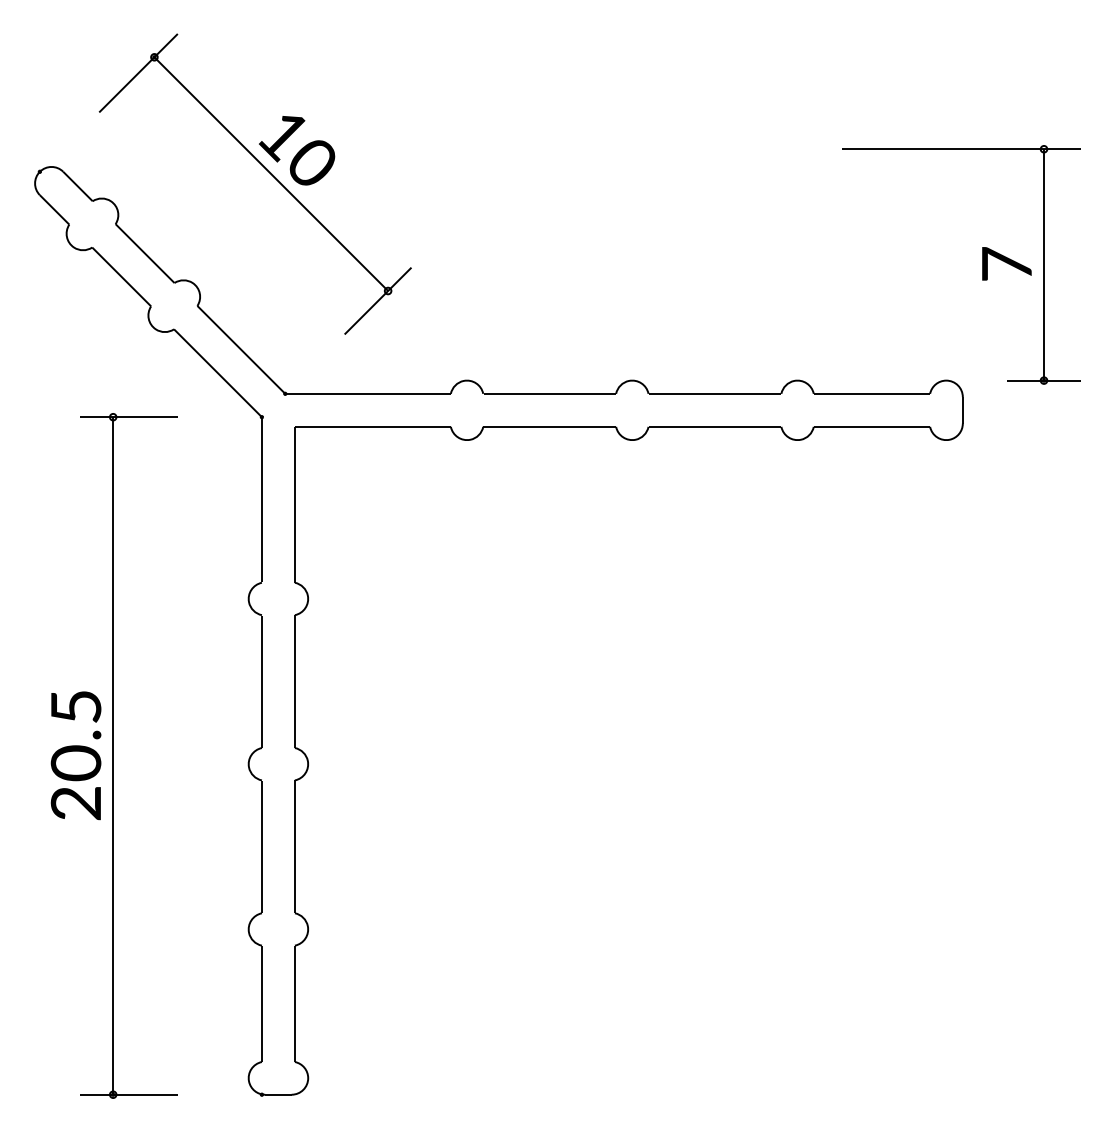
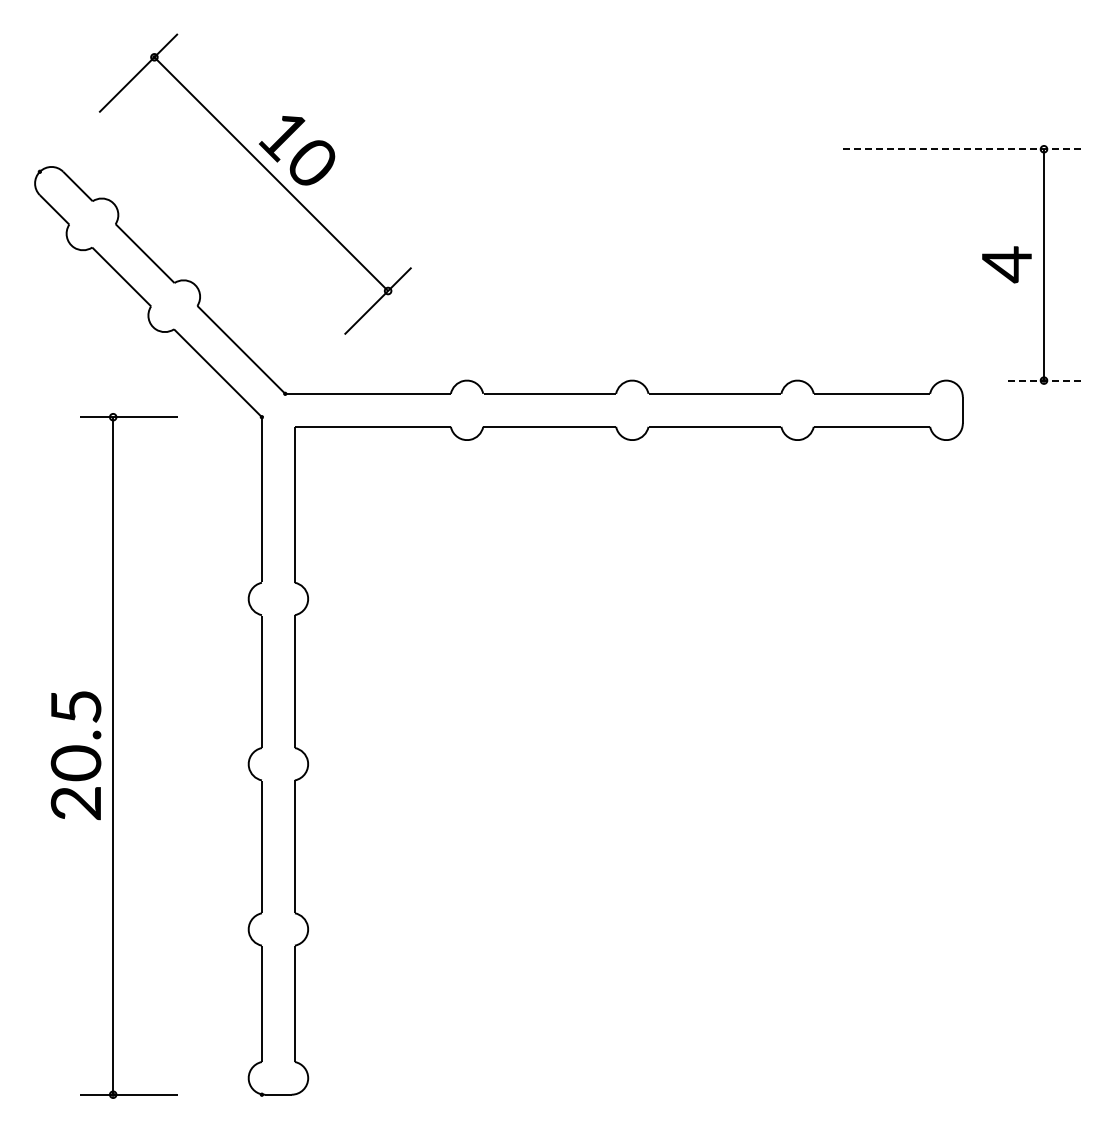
line: solid -> dashed (960, 149)
text: 7 -> 4 (1006, 264)
line: solid -> dashed (1044, 380)
